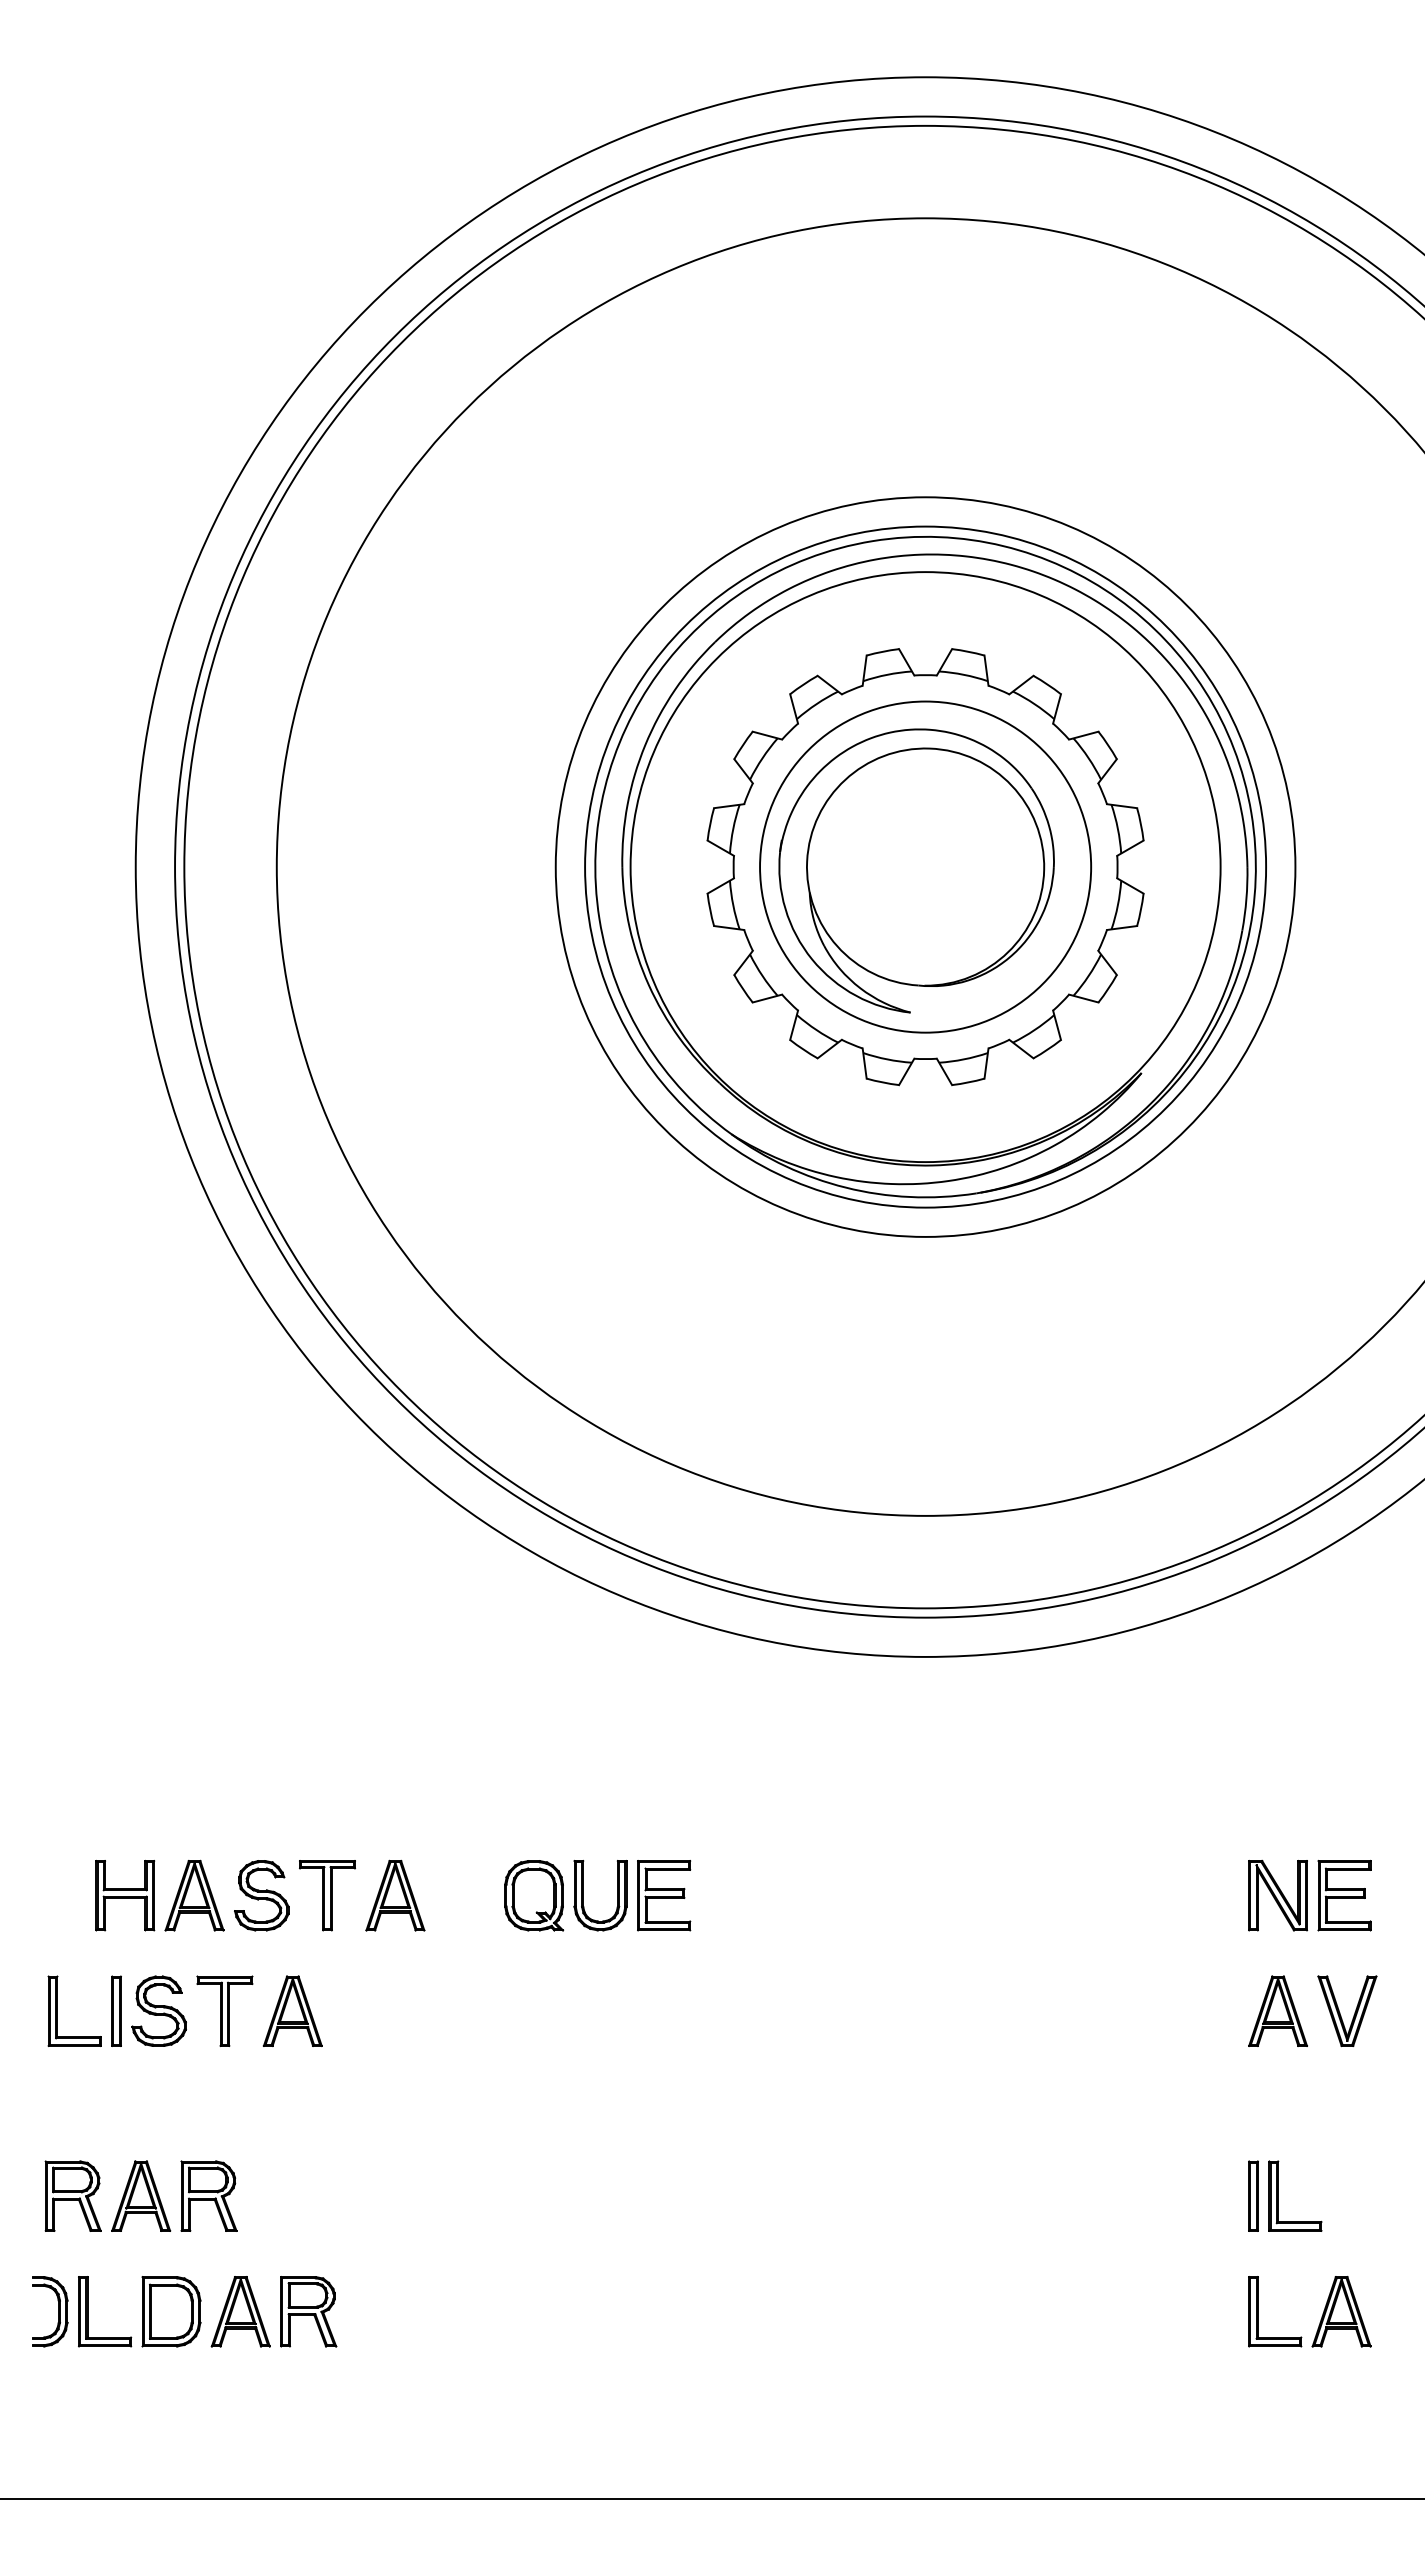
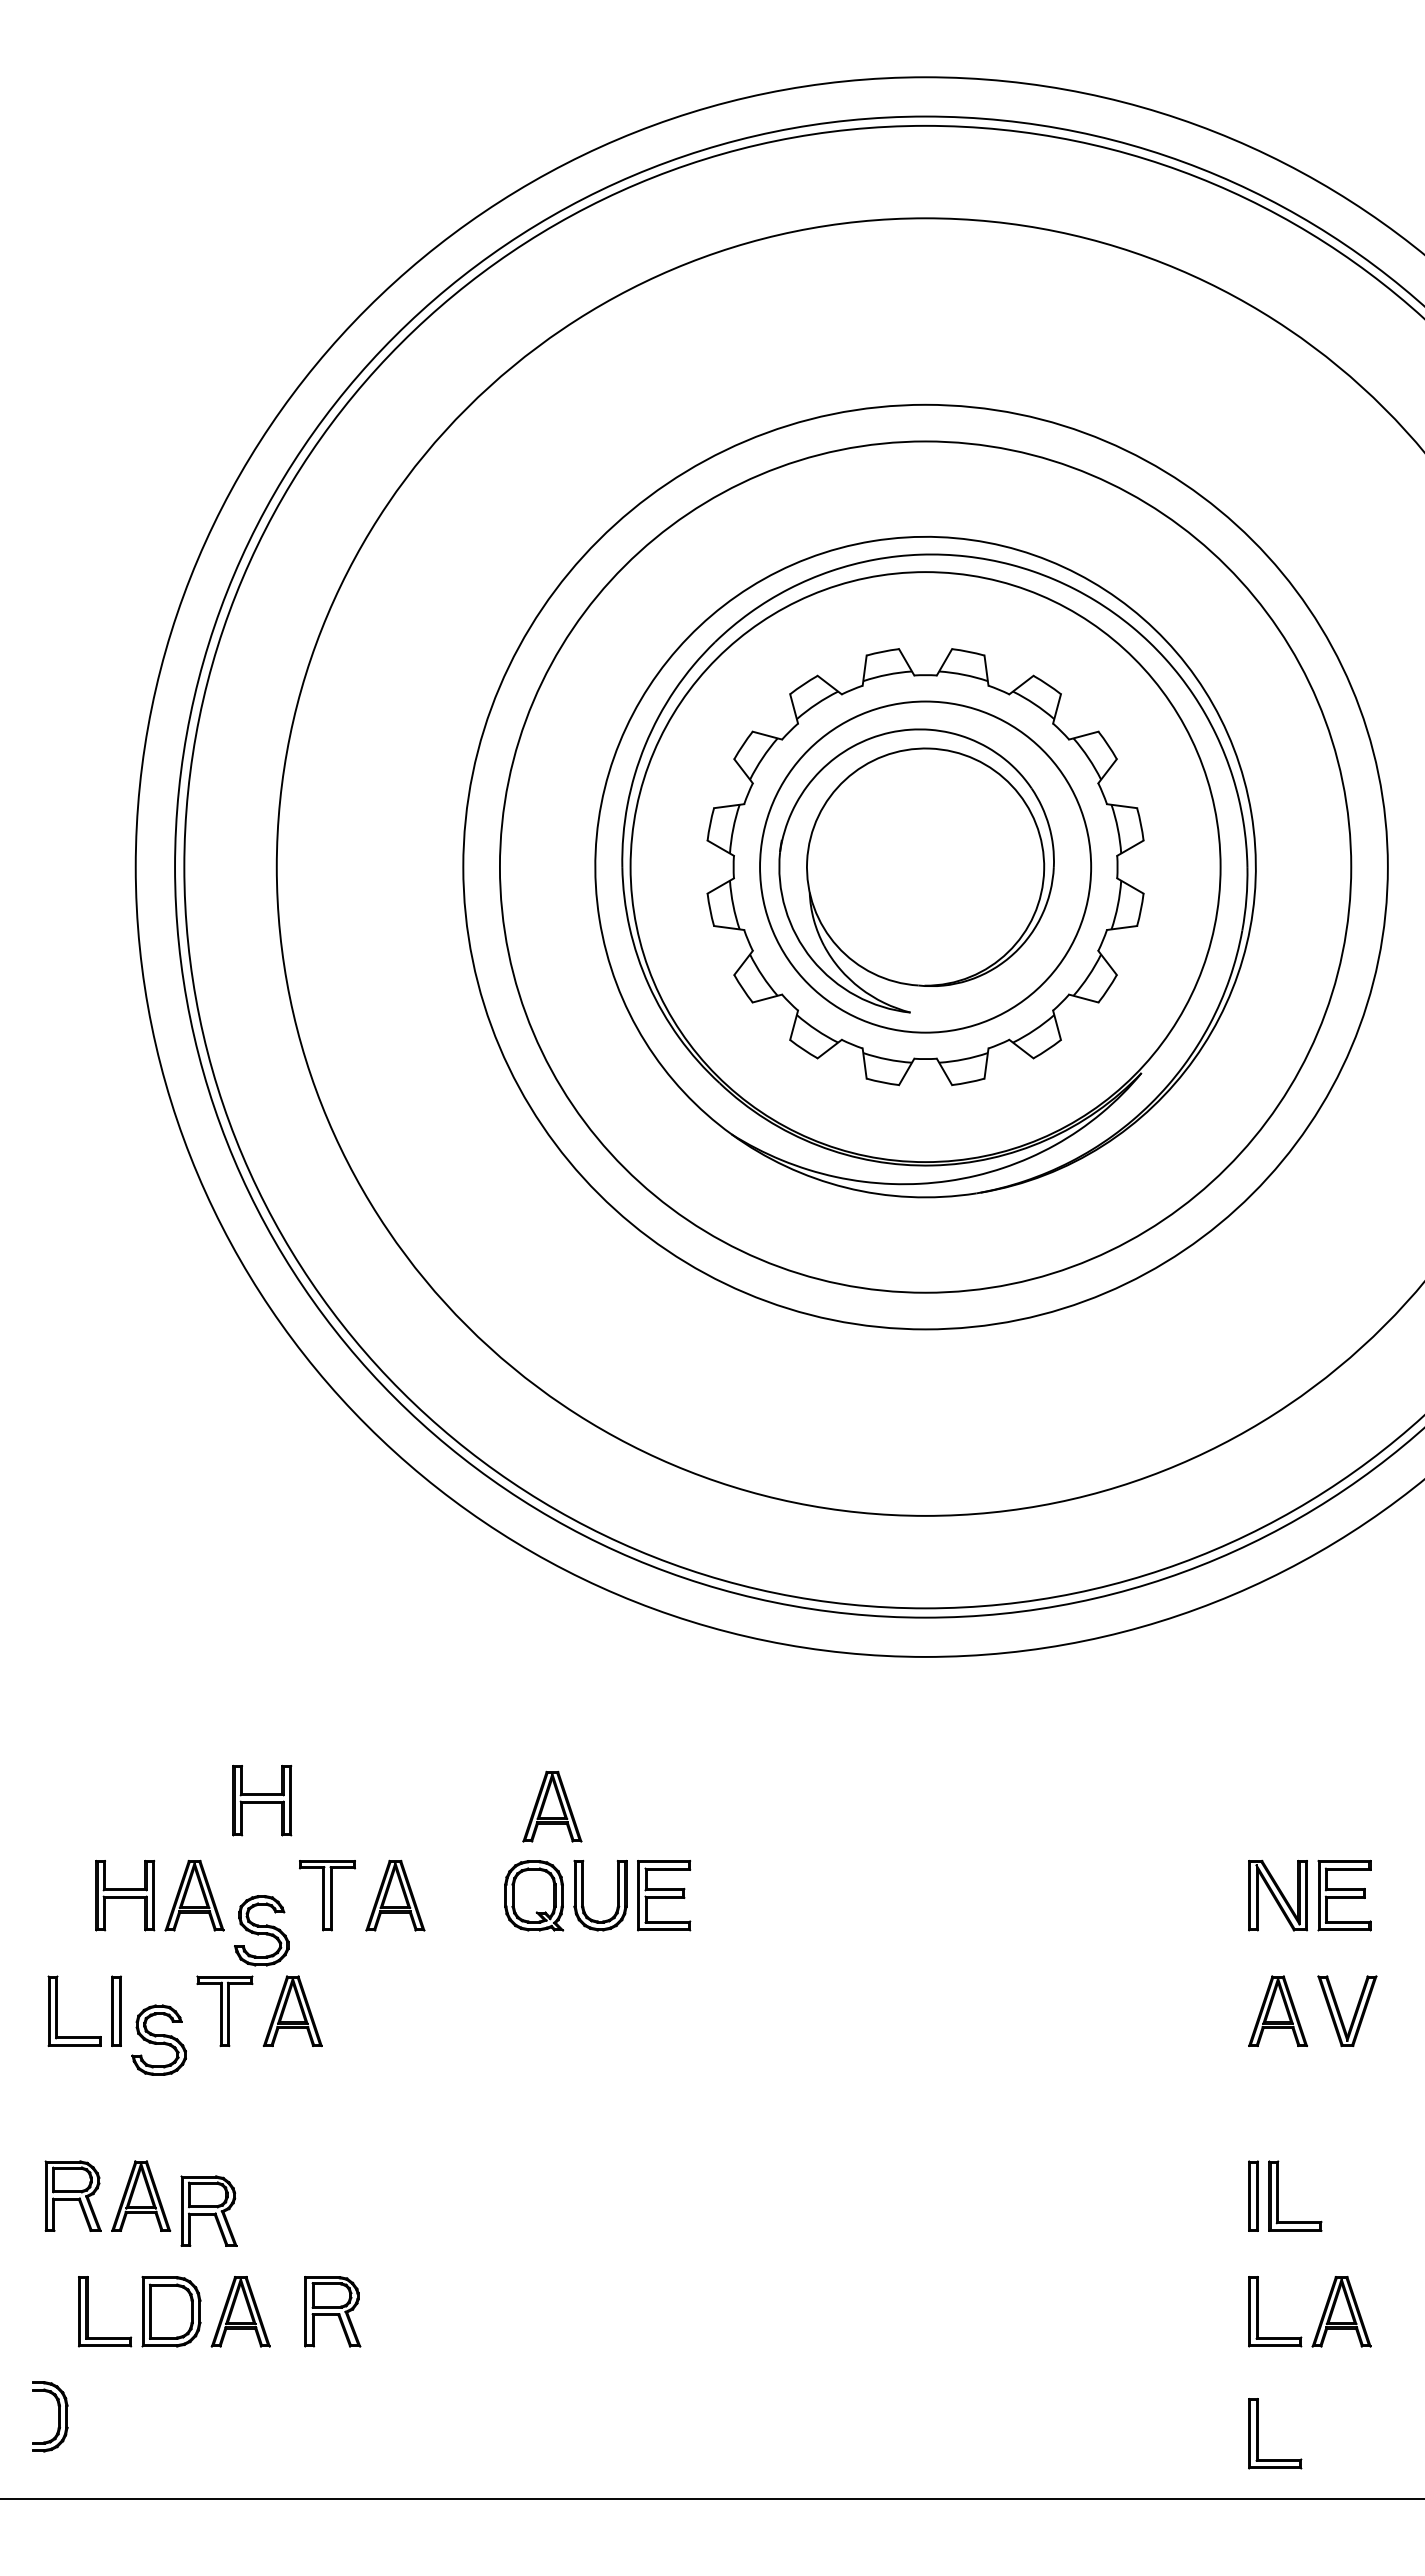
circle diameter: 681 px -> 851 px (925, 866)
circle diameter: 740 px -> 925 px (925, 866)
part: none -> present (262, 1800)
part: none -> present (552, 1806)
part position: (261, 1895) -> (261, 1930) (261, 1930)
part position: (158, 2010) -> (158, 2039) (158, 2039)
part position: (208, 2195) -> (208, 2210) (208, 2210)
part position: (58, 2311) -> (58, 2416) (58, 2416)
part position: (308, 2311) -> (332, 2311) (332, 2311)
part: none -> present (1258, 2433)
